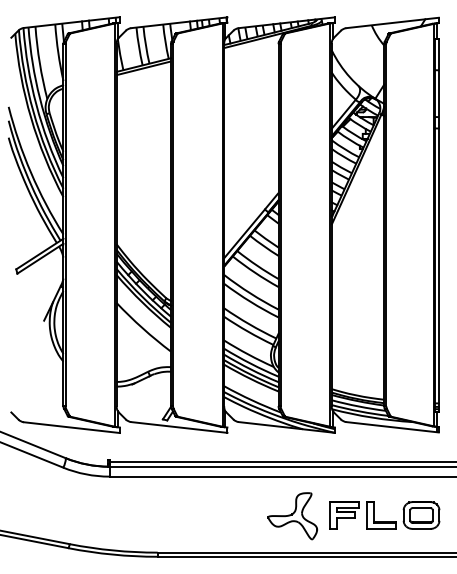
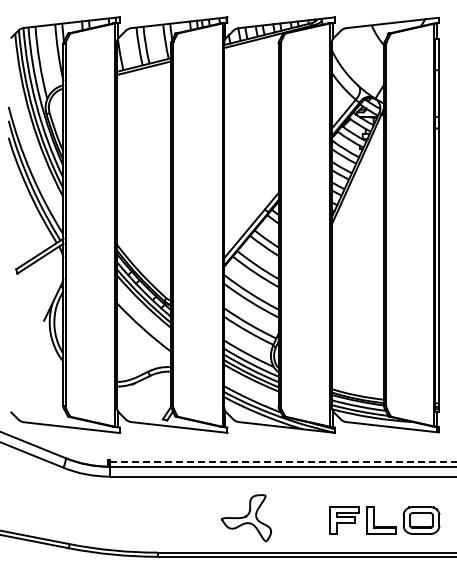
line: solid -> dashed (283, 461)
part position: (384, 515) -> (384, 520) (384, 520)
part position: (292, 516) -> (246, 518) (246, 518)
